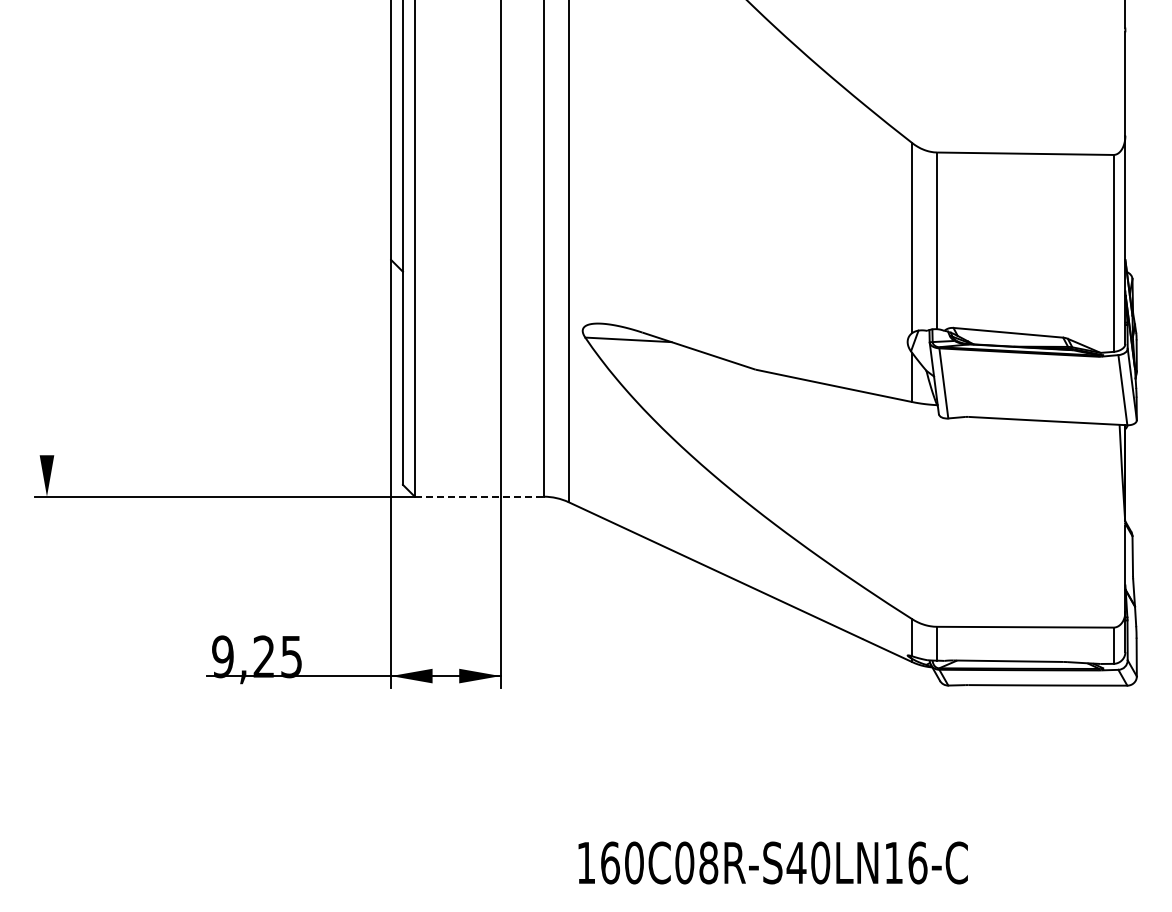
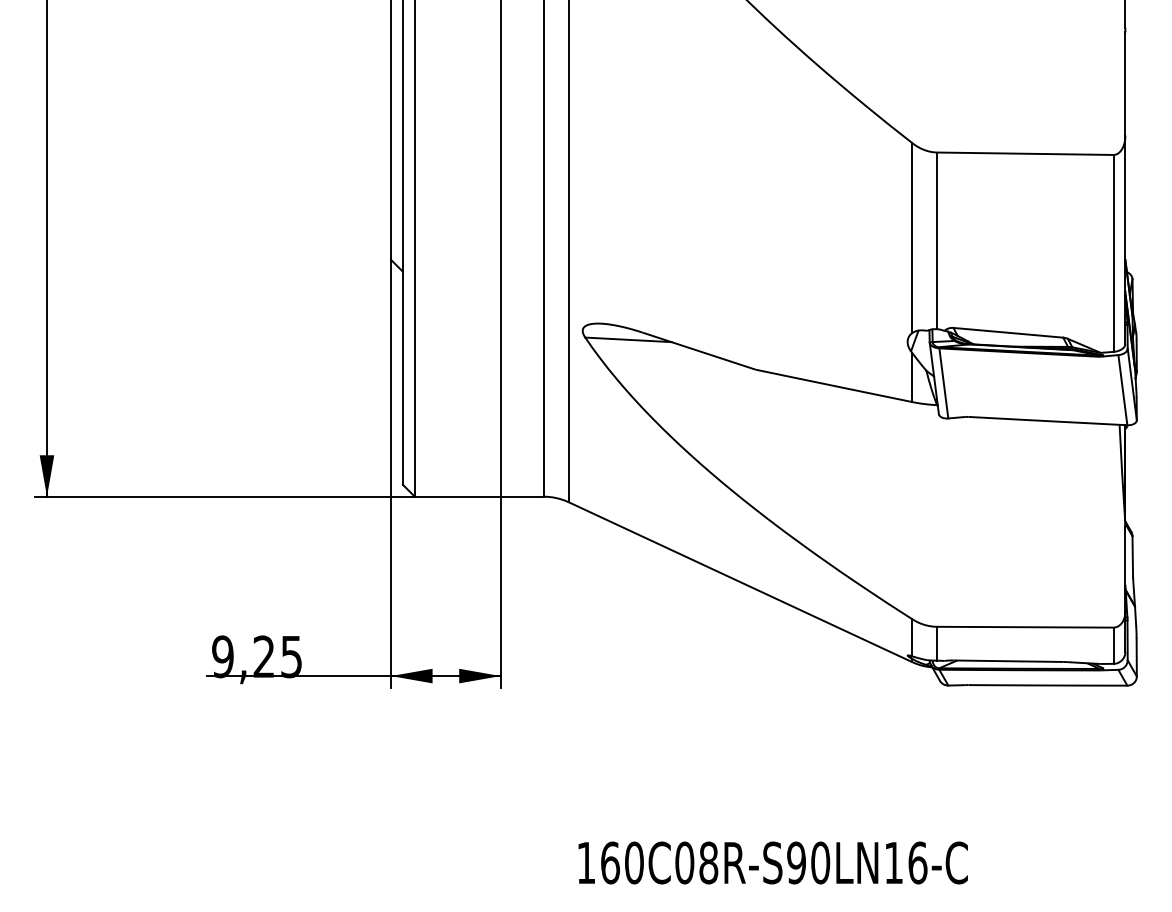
line: none -> present (46, 249)
line: dashed -> solid (479, 496)
text: 160C08R-S40LN16-C -> 160C08R-S90LN16-C (796, 862)
